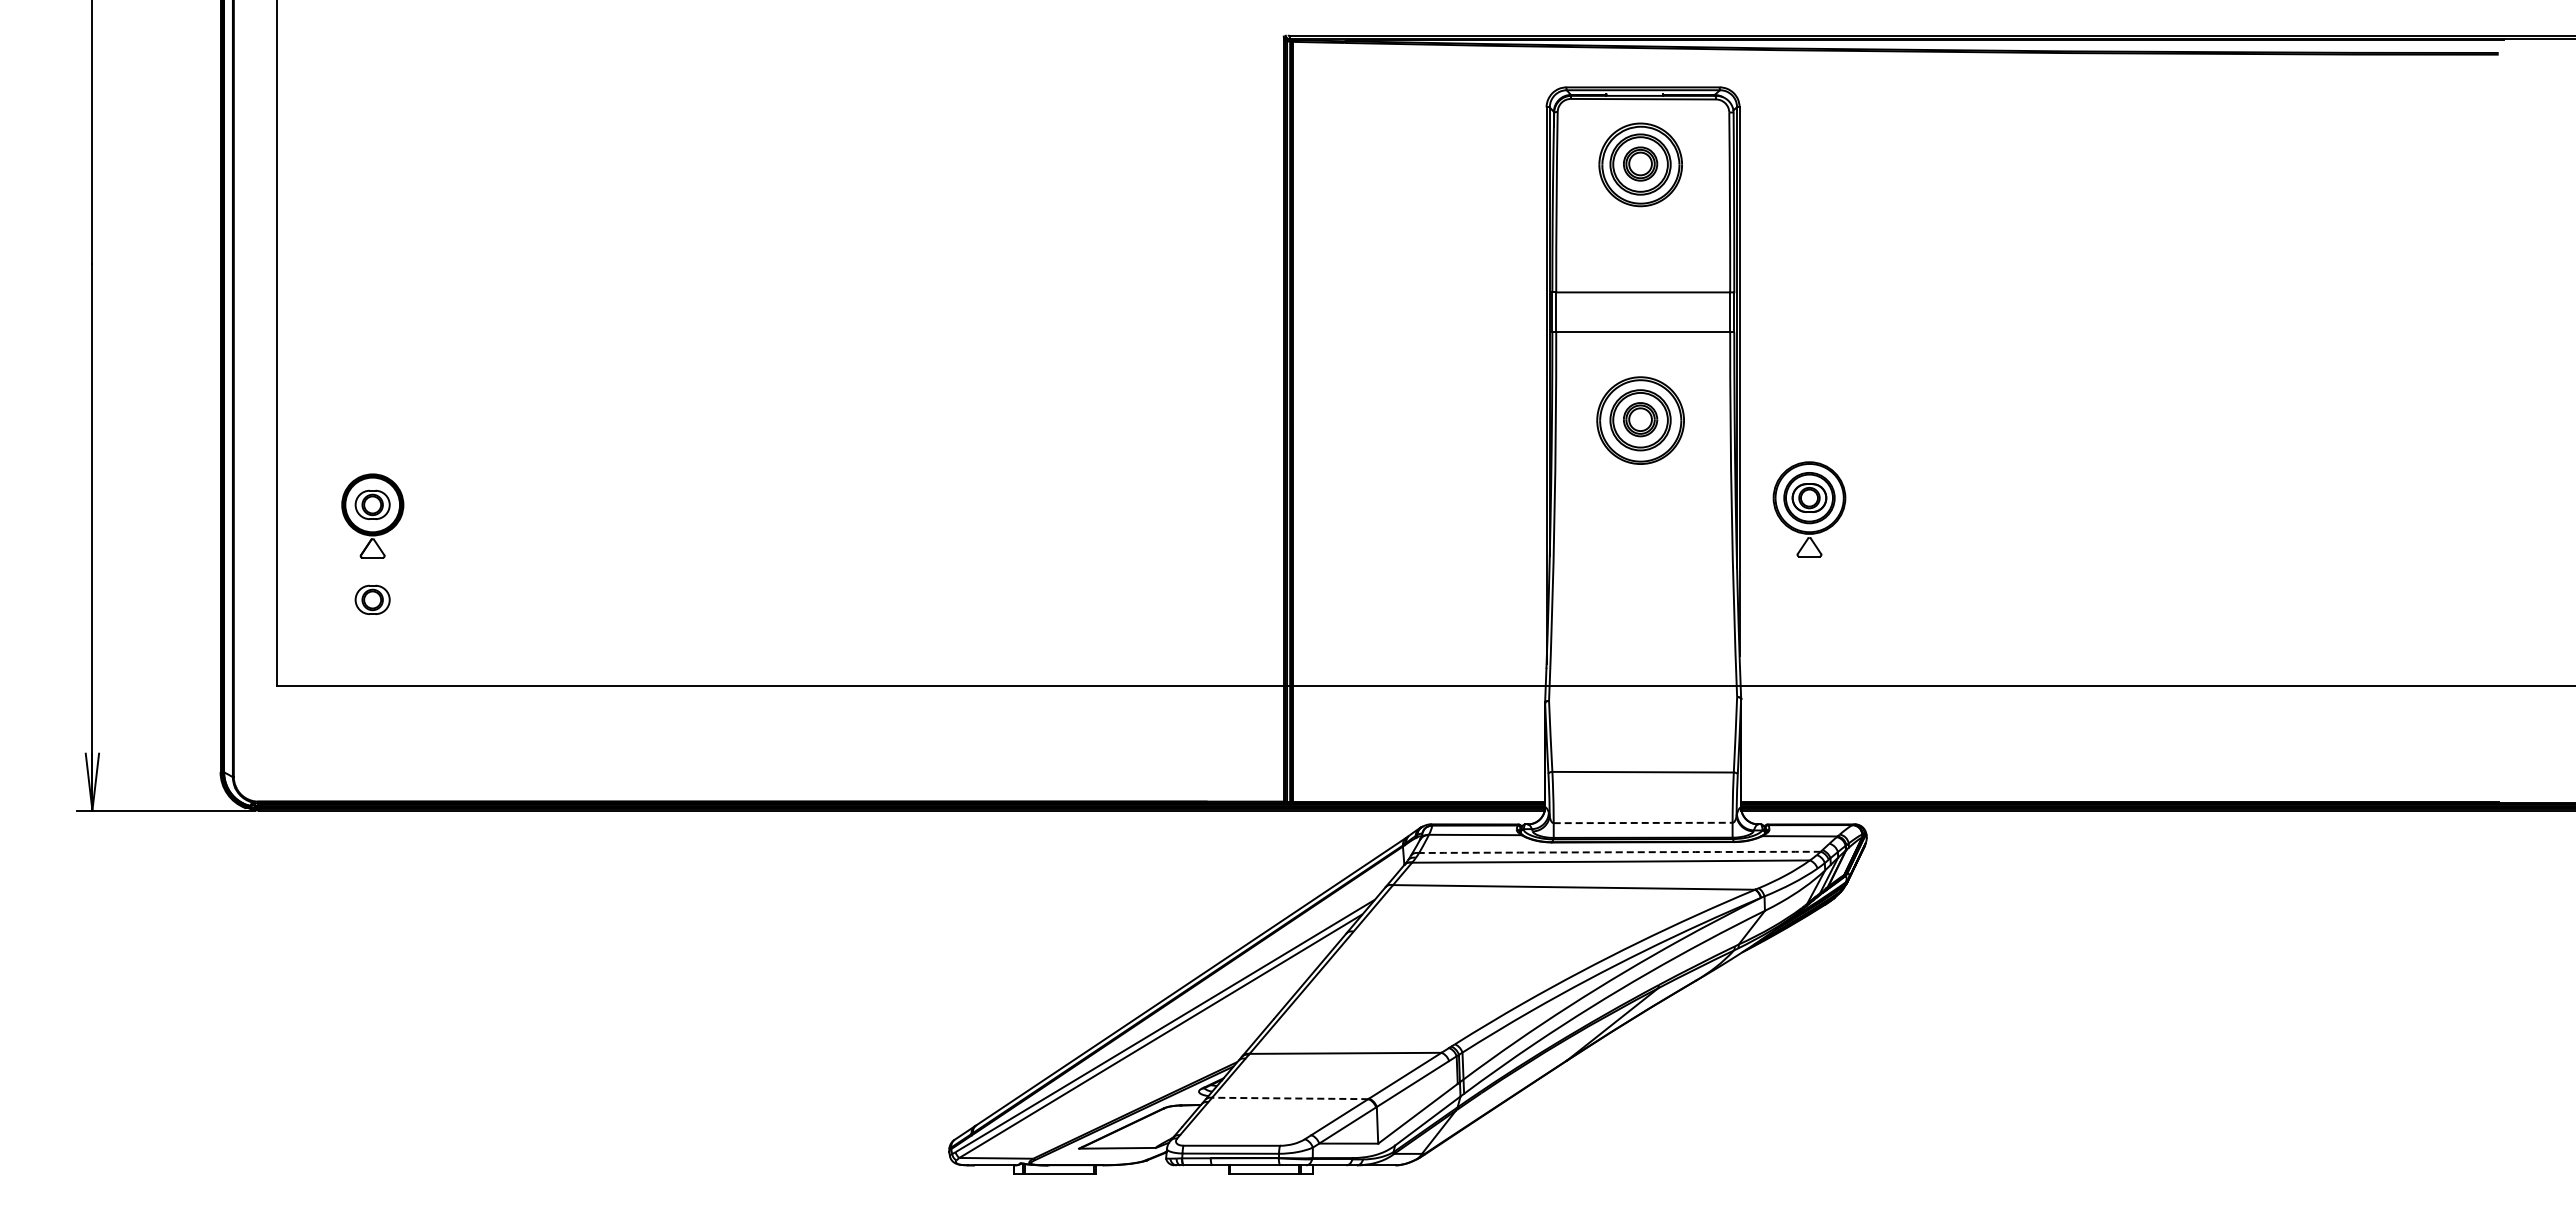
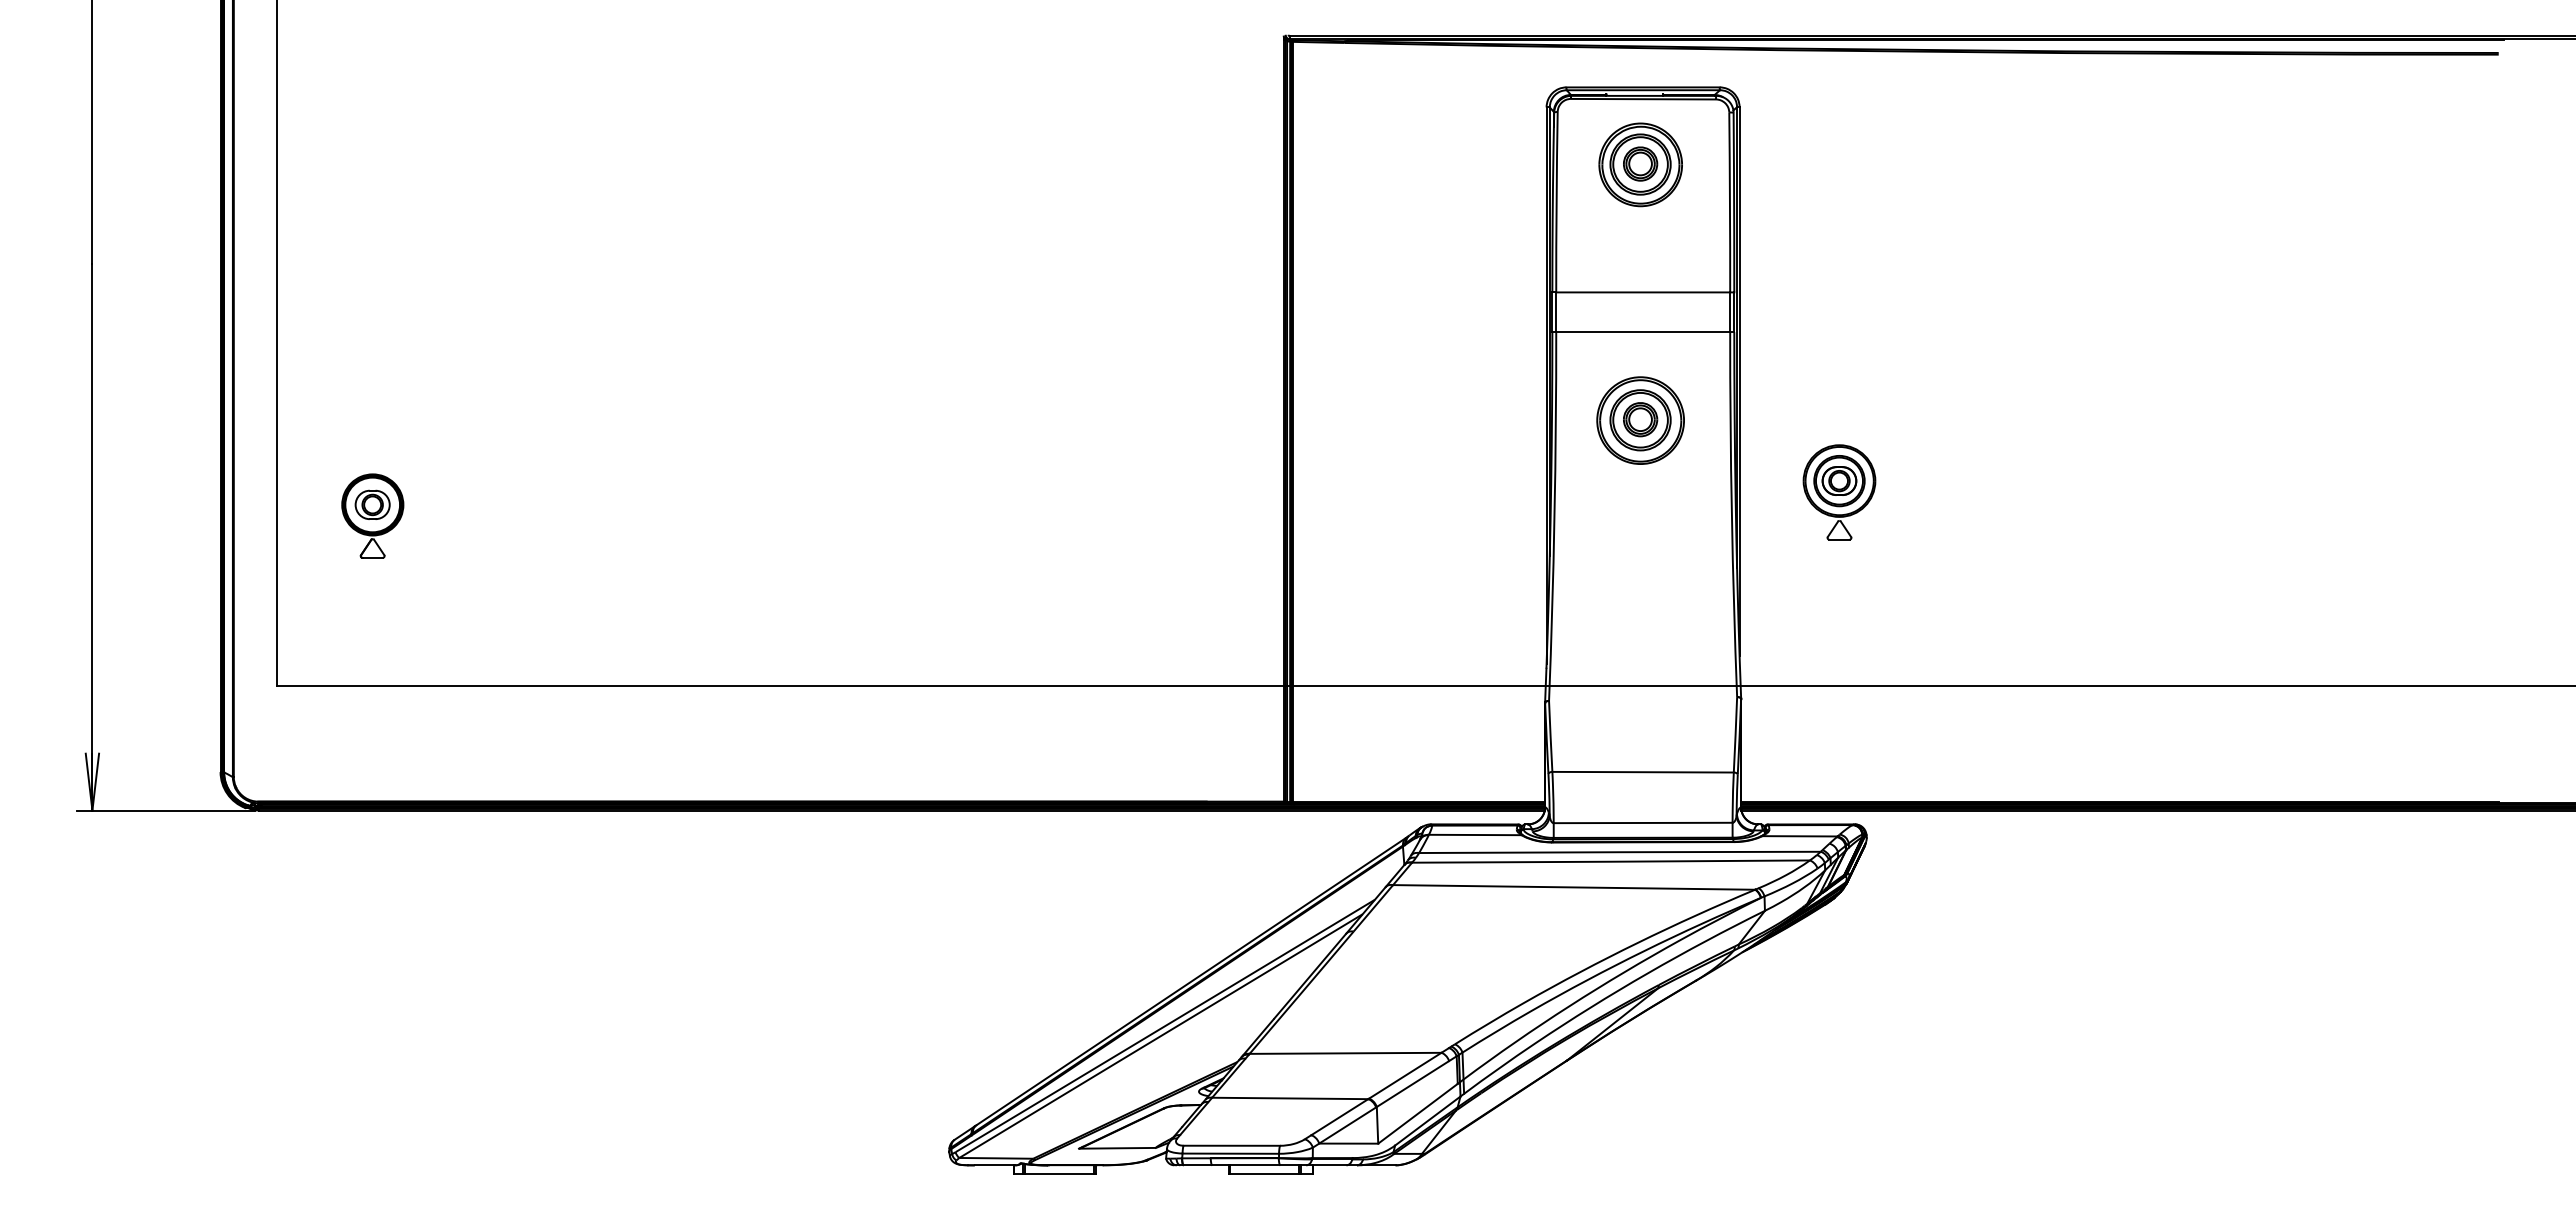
part position: (1809, 509) -> (1839, 492) (1839, 492)
part: present -> none (372, 599)
line: dashed -> solid (1643, 822)
arc: dashed -> solid (1619, 852)
line: dashed -> solid (1289, 1098)
